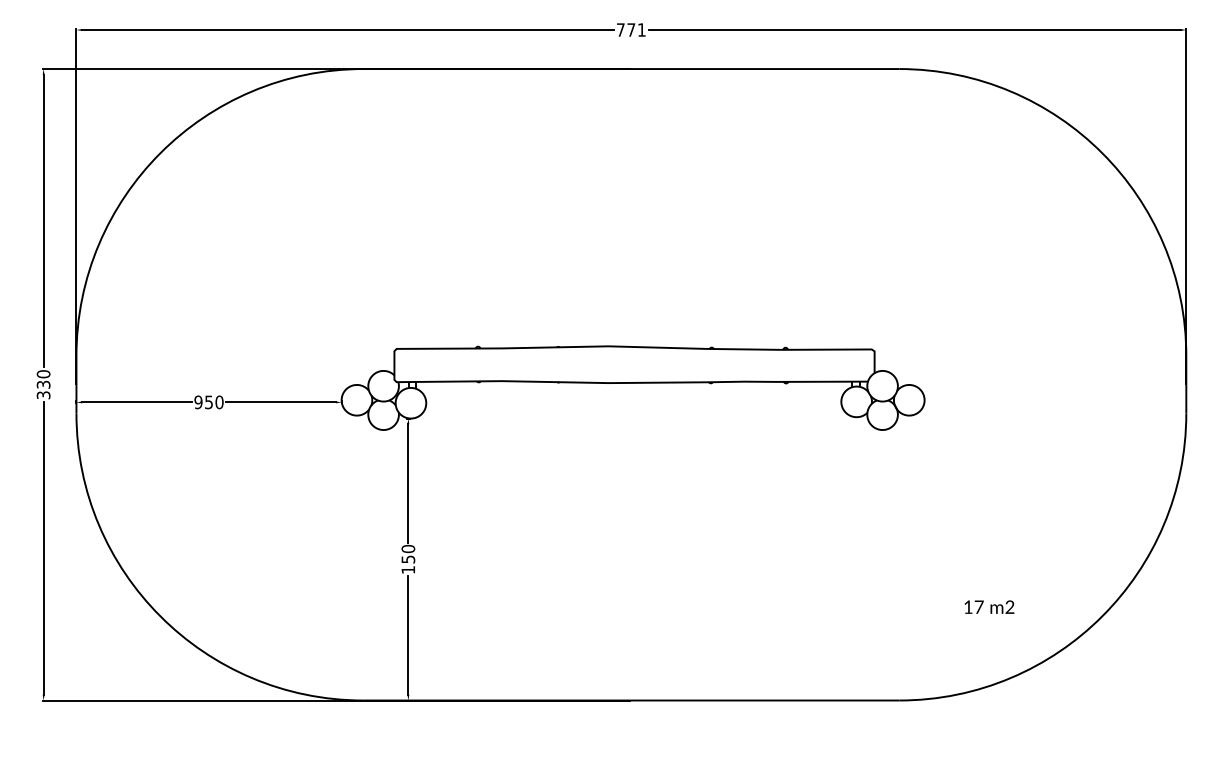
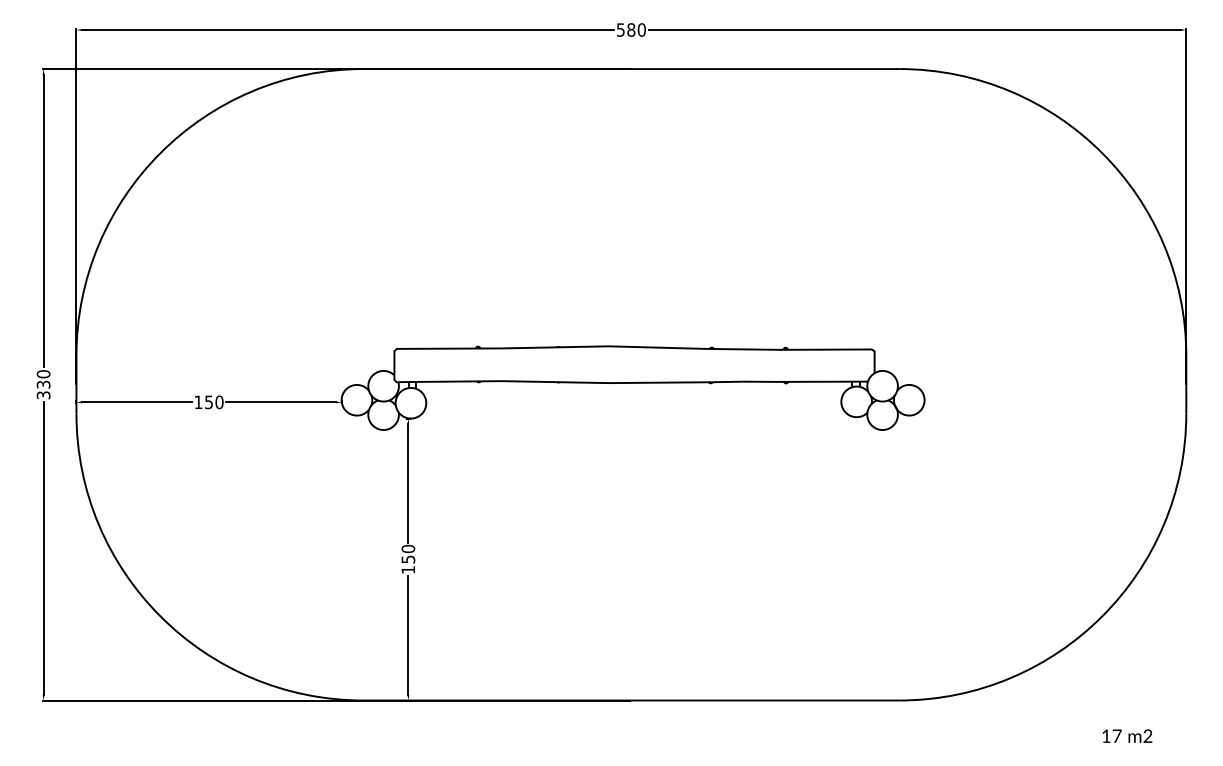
text: 771 -> 580 (630, 29)
text: 950 -> 150 (198, 402)
text position: (989, 606) -> (1127, 735) (1127, 735)
